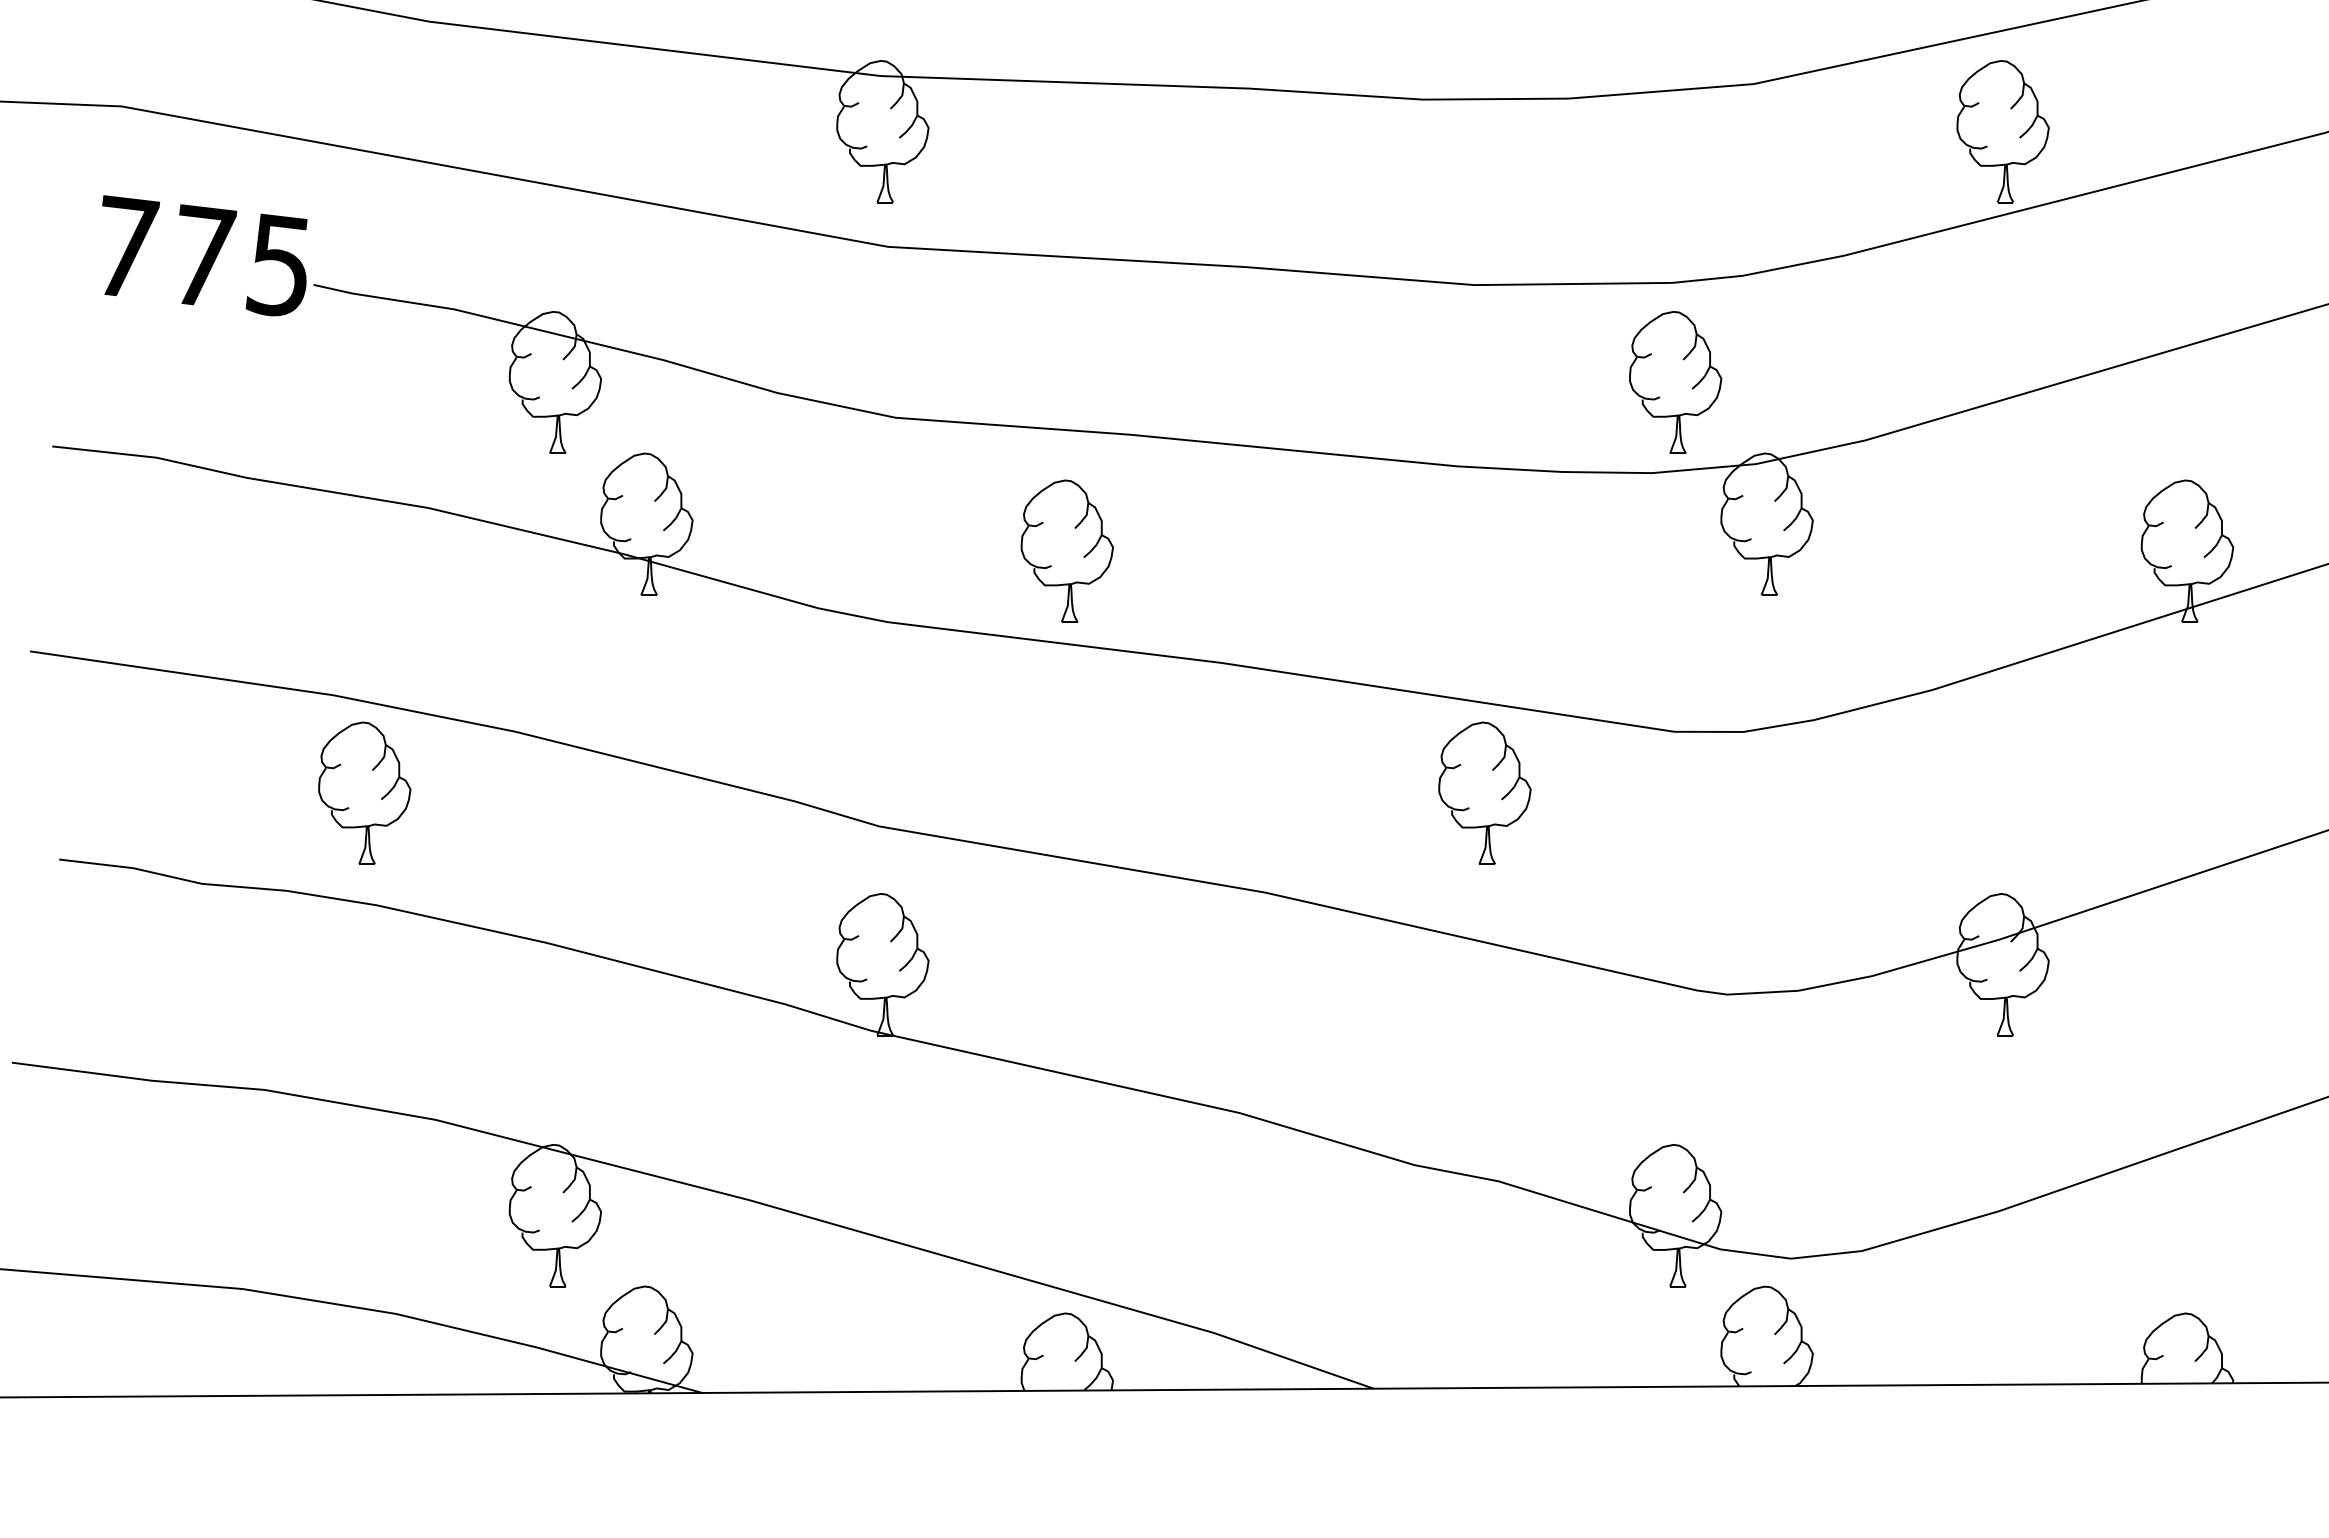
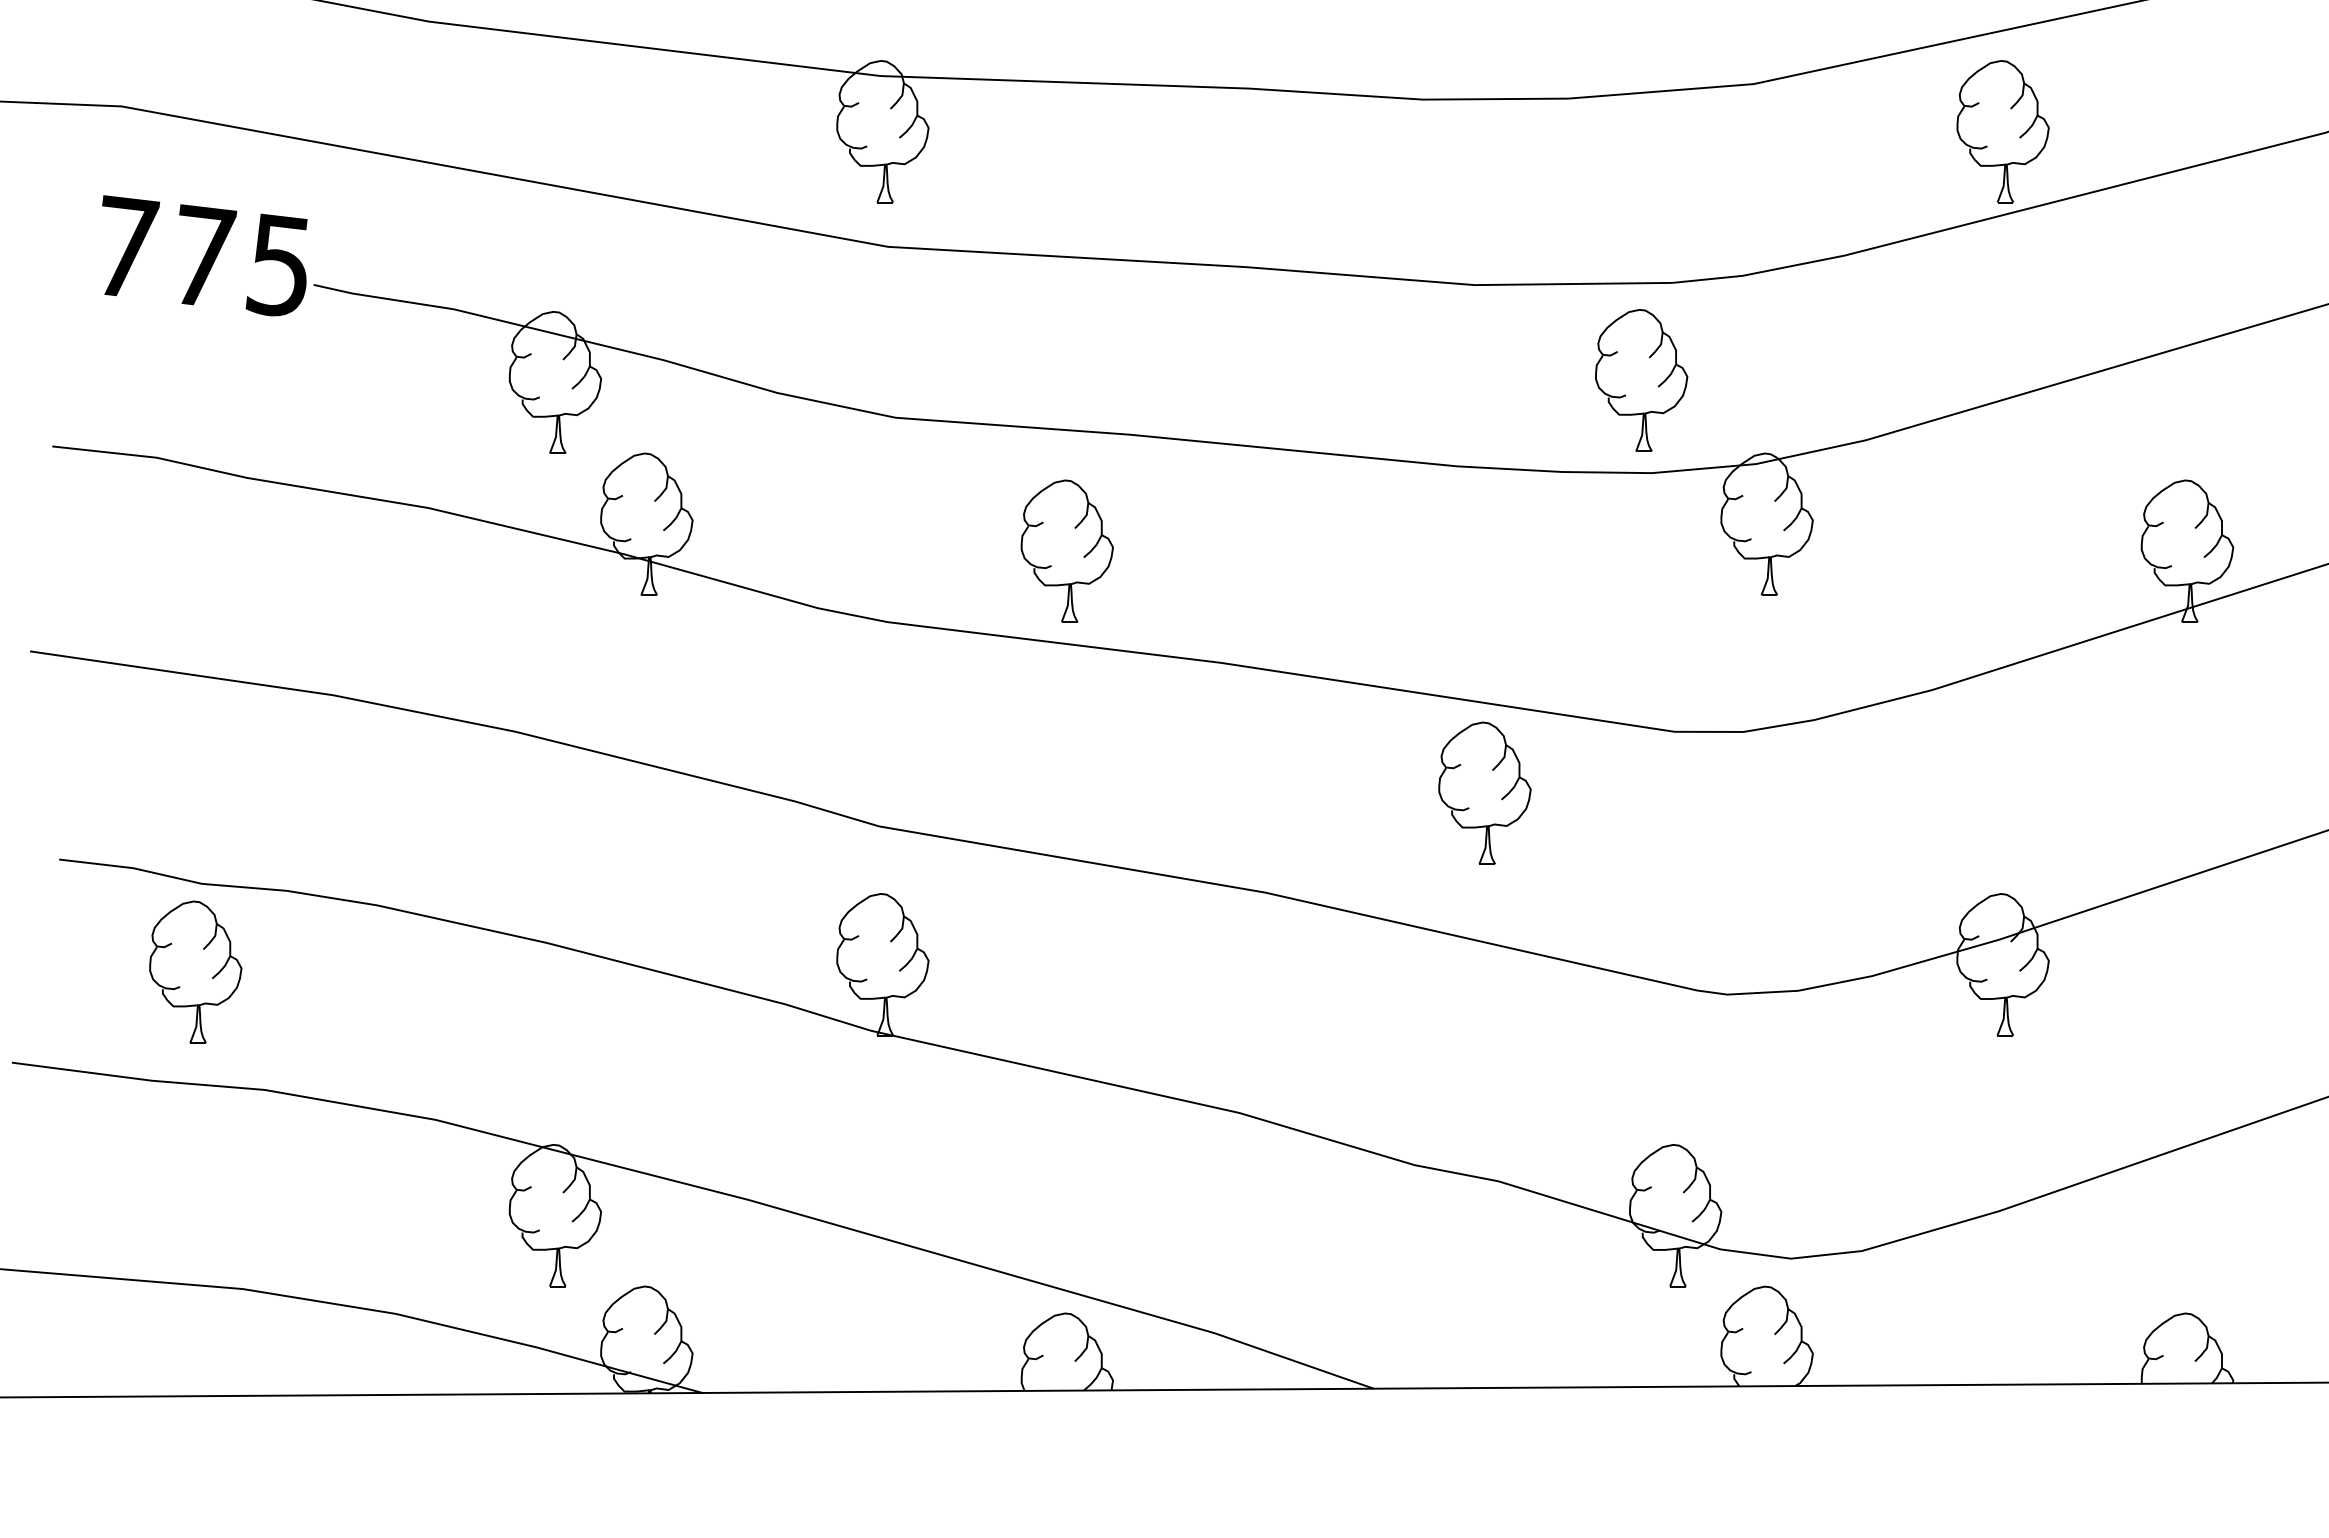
part position: (1675, 382) -> (1641, 380) (1641, 380)
part position: (364, 792) -> (195, 971) (195, 971)
